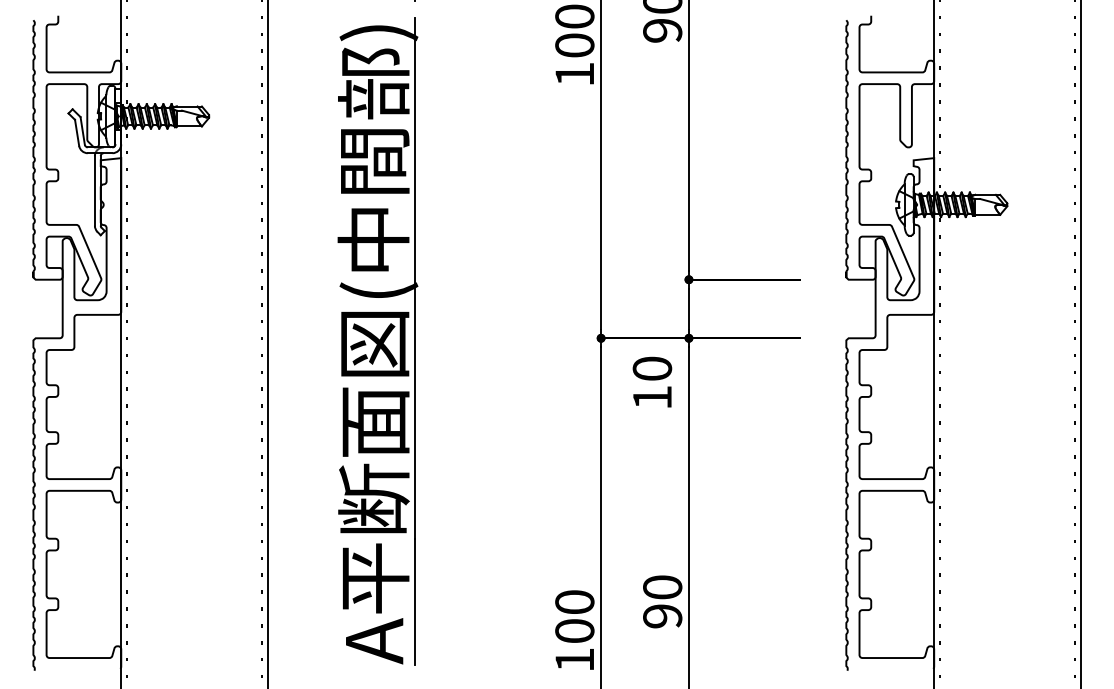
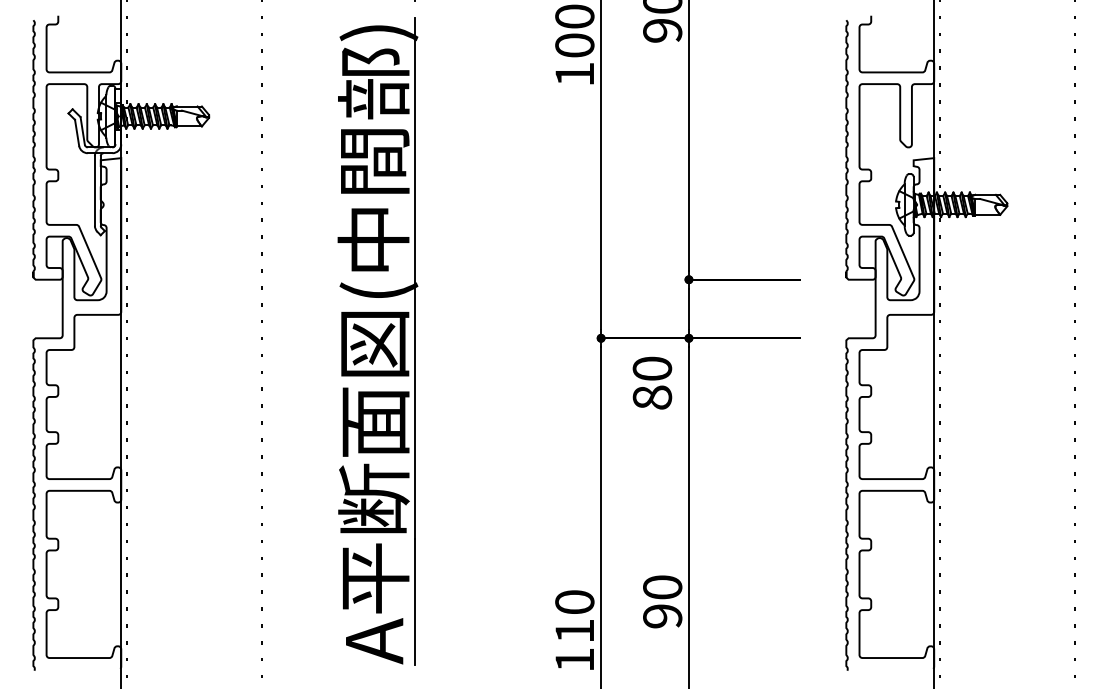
line: present -> none (267, 343)
line: present -> none (1080, 343)
text: 10 -> 80 (652, 397)
text: 100 -> 110 (574, 630)
